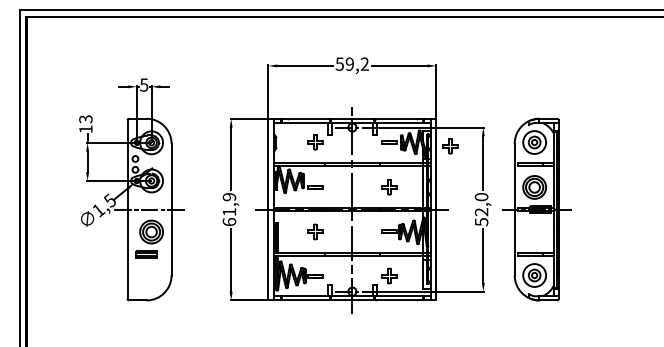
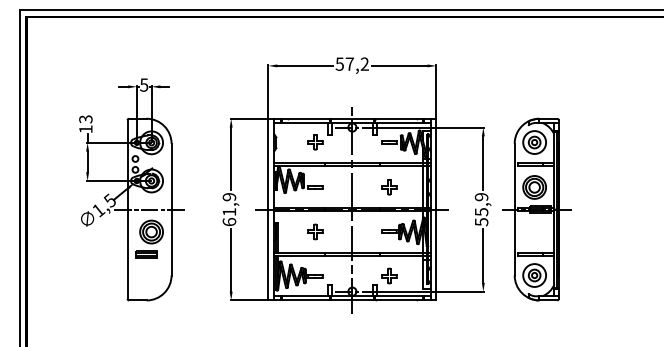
text: 59,2 -> 57,2 (349, 63)
part: present -> none (450, 146)
text: 52,0 -> 55,9 (481, 204)
